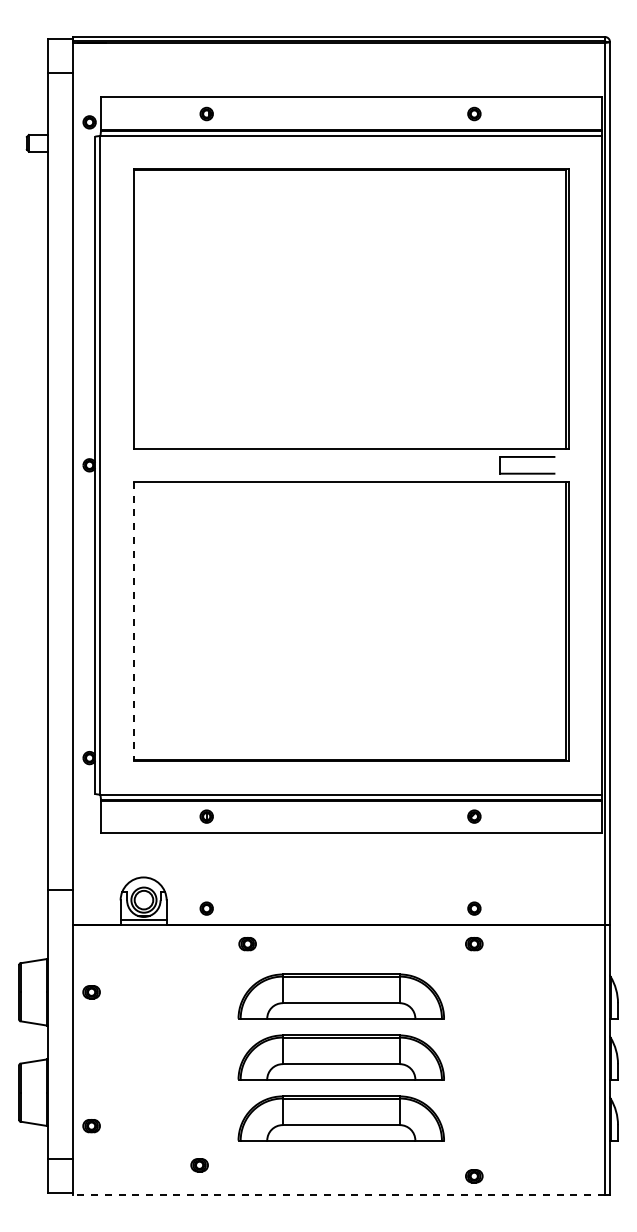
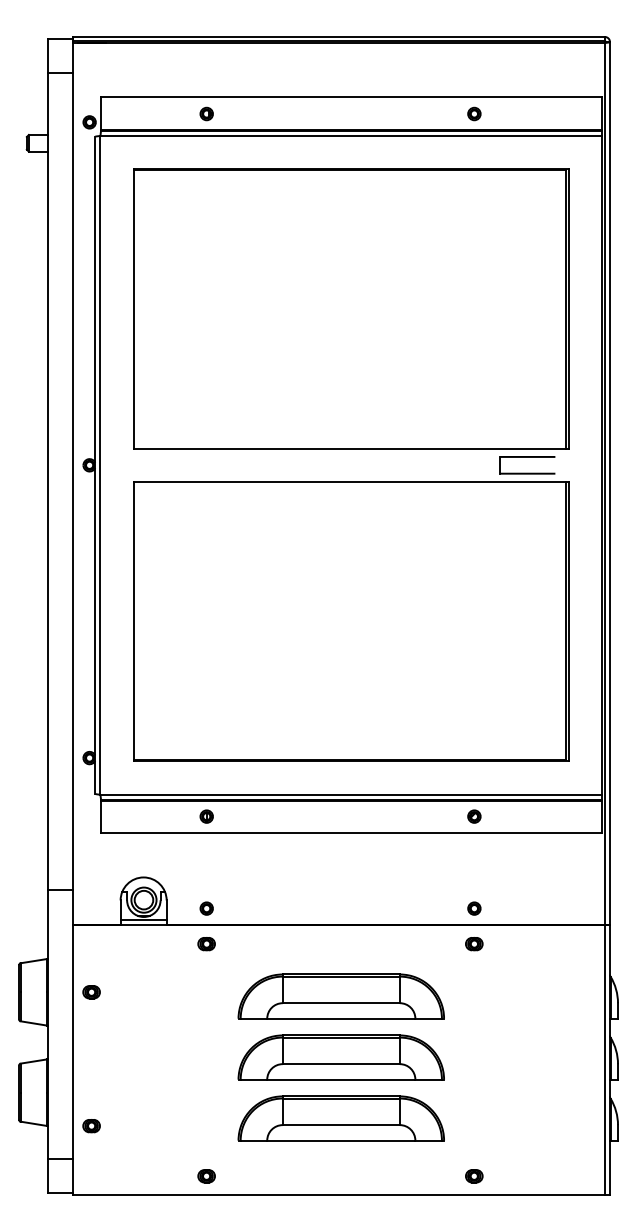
line: dashed -> solid (133, 621)
part position: (247, 944) -> (206, 944) (206, 944)
part position: (199, 1165) -> (206, 1176) (206, 1176)
line: dashed -> solid (338, 1195)
